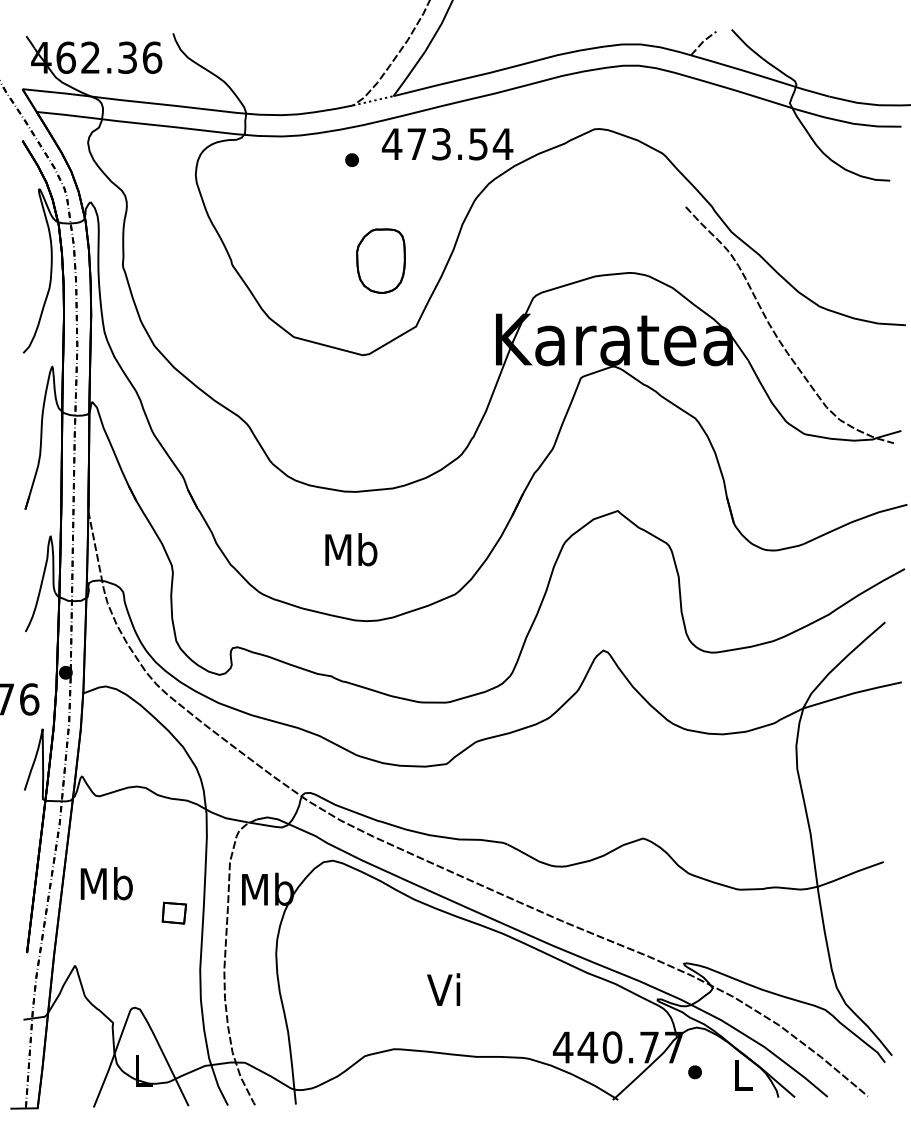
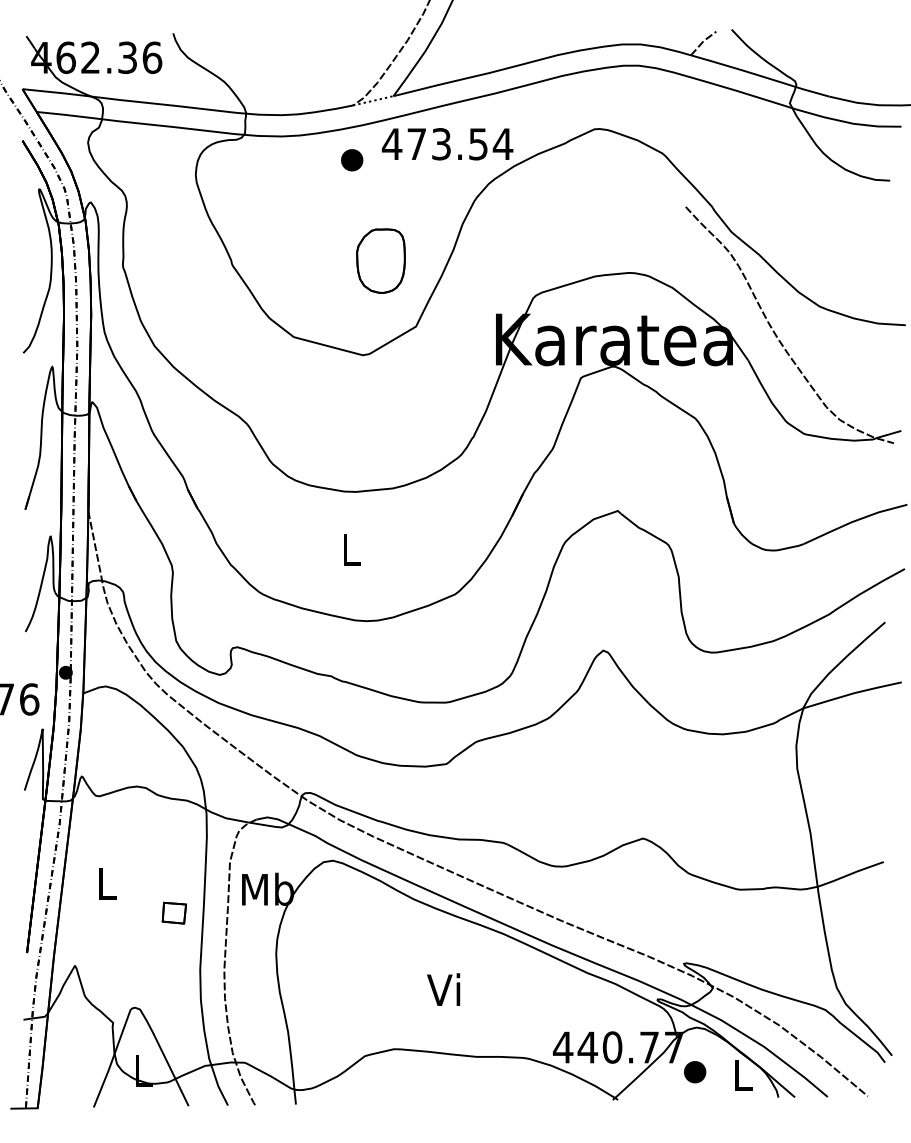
part size: 14x14 px -> 23x23 px (352, 160)
text: Mb -> L (351, 549)
text: Mb -> L (106, 883)
part size: 14x15 px -> 23x23 px (695, 1072)
